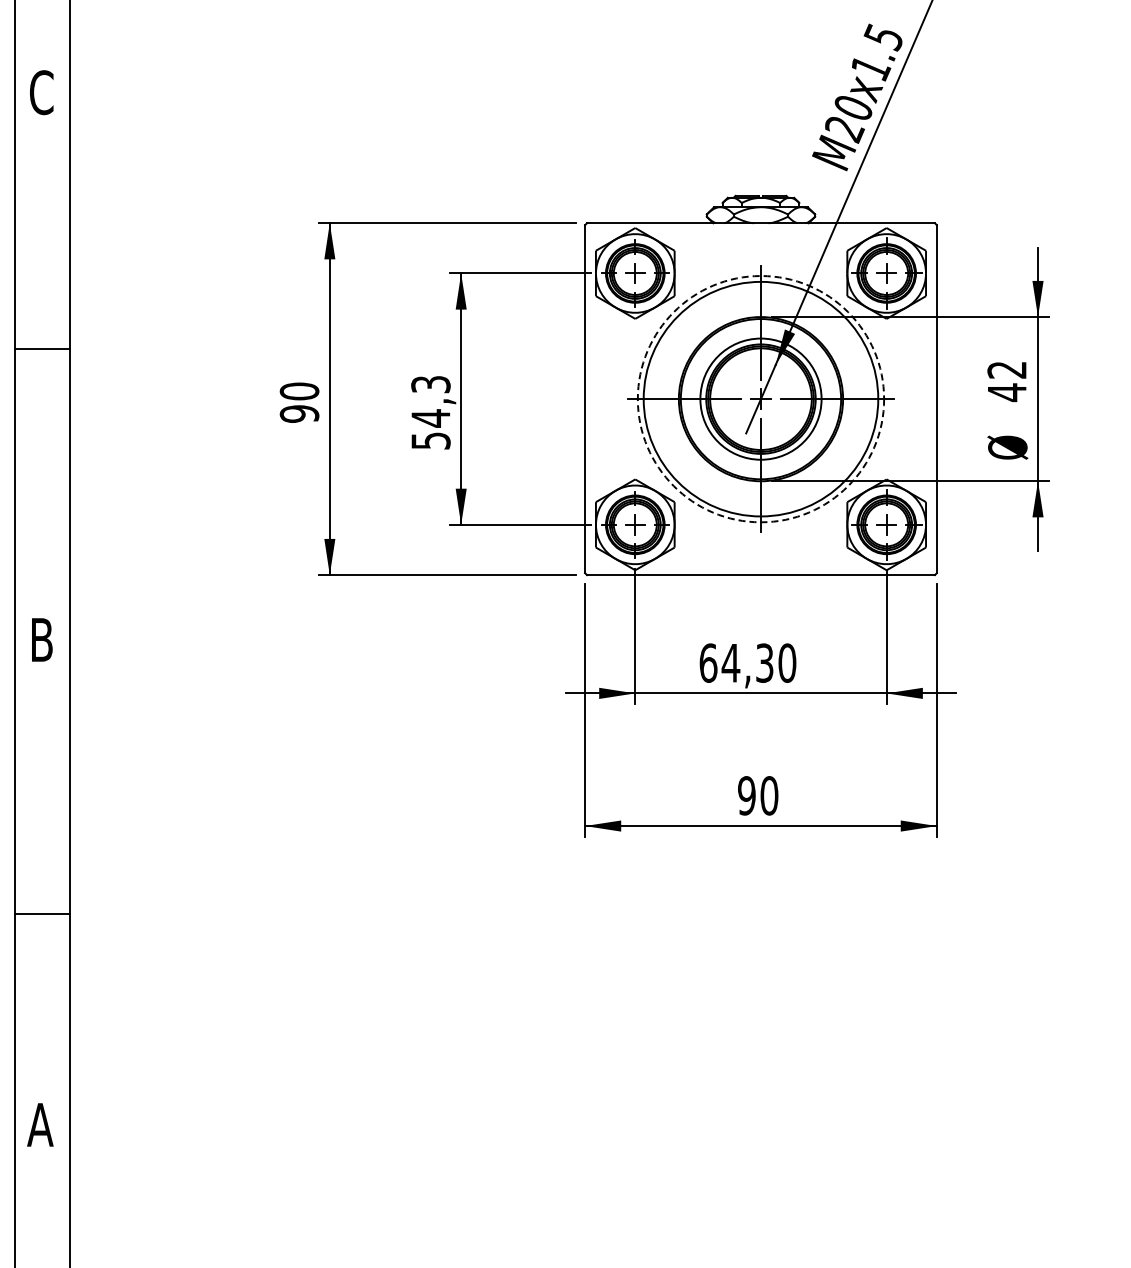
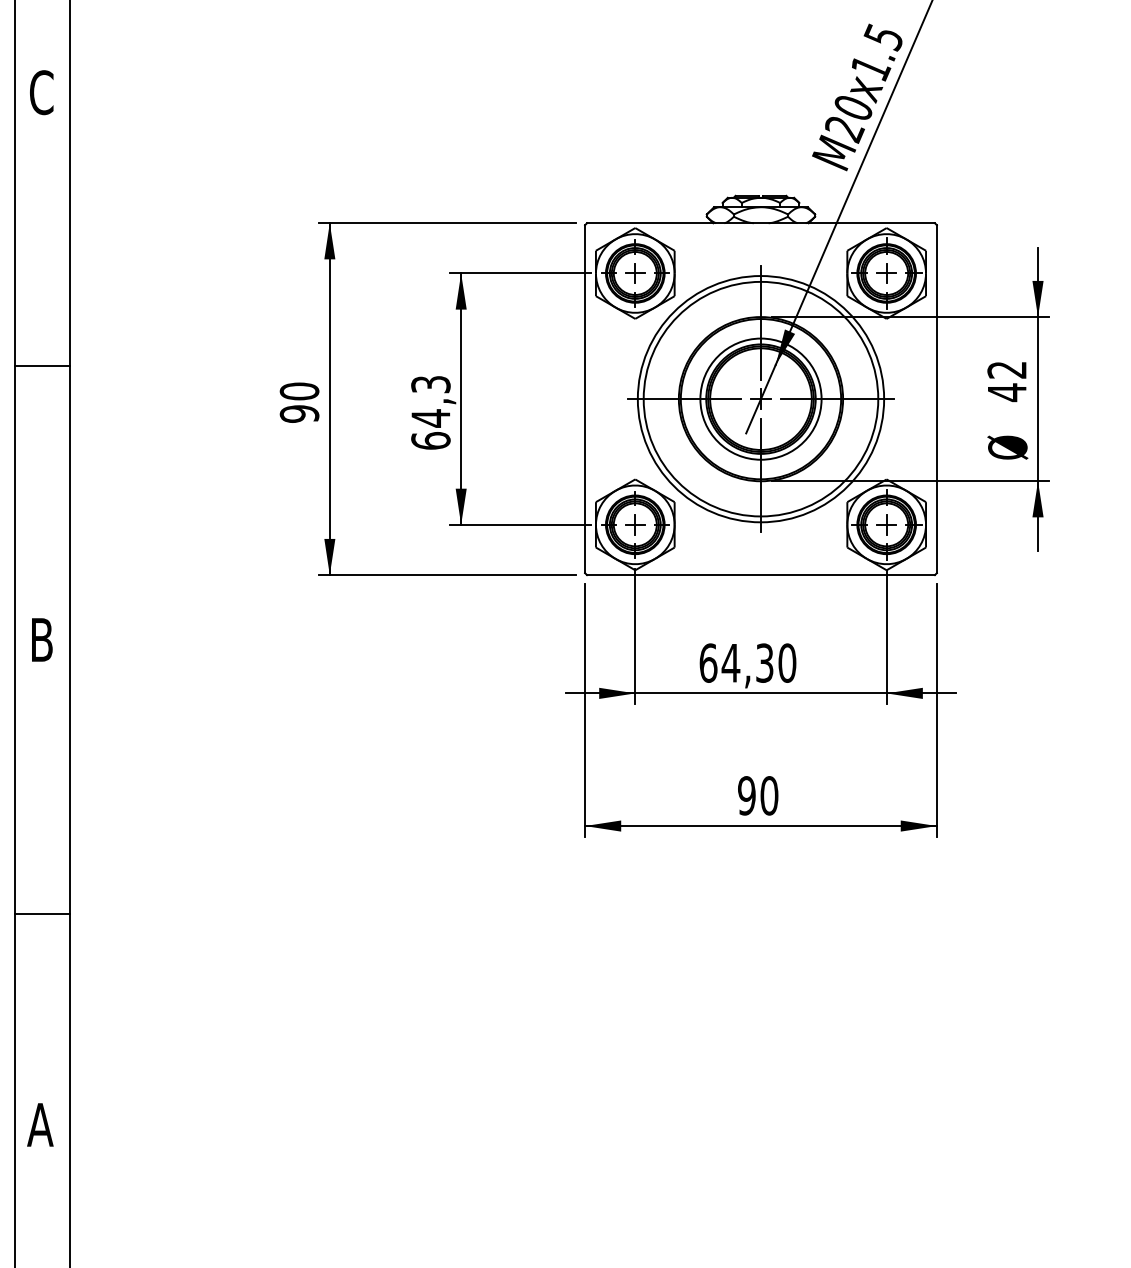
line position: (41, 349) -> (41, 366) (41, 366)
circle: dashed -> solid (760, 399)
text: 54,3 -> 64,3 (430, 440)
